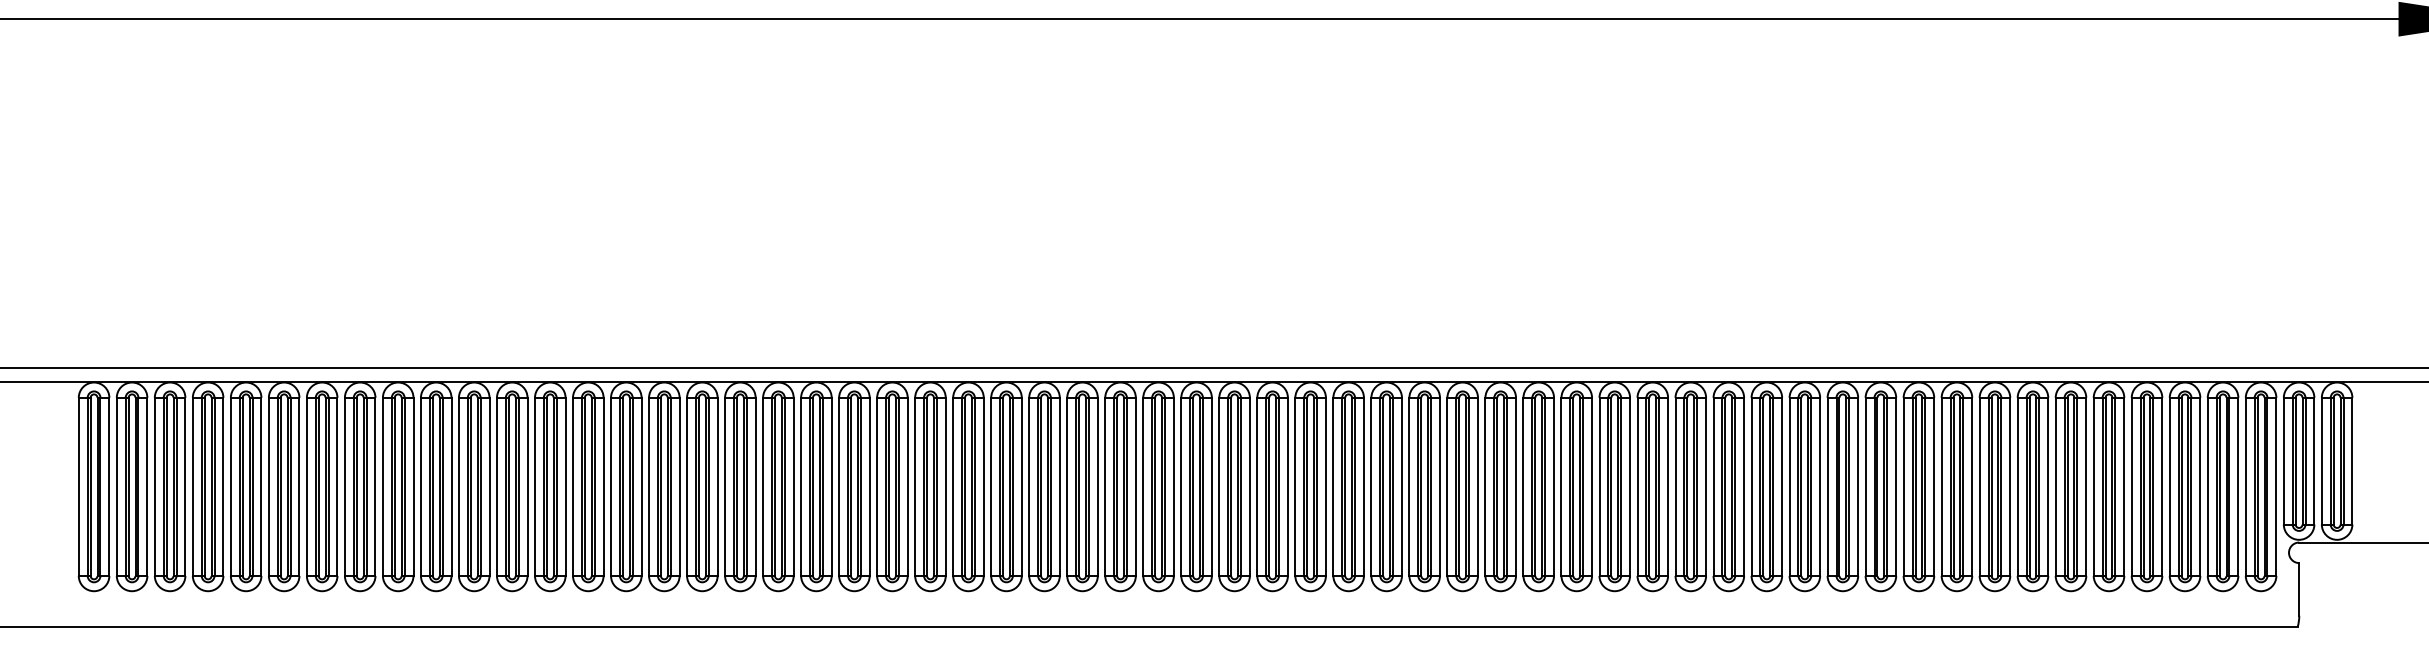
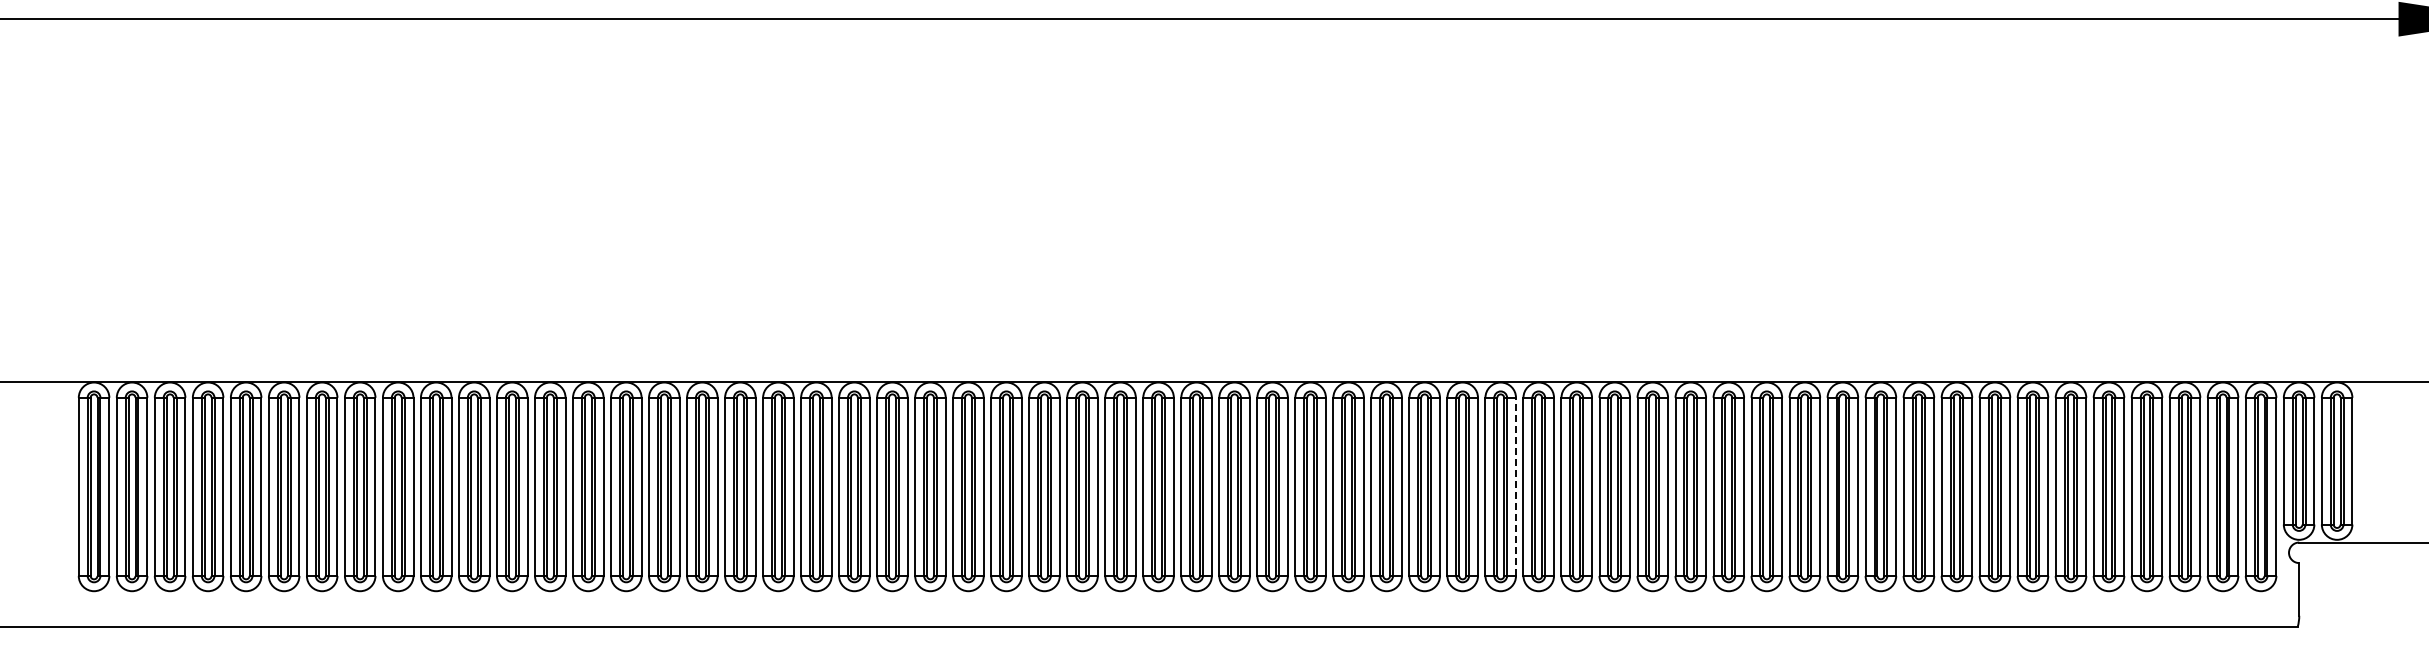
line: present -> none (1213, 367)
line: solid -> dashed (1516, 486)
